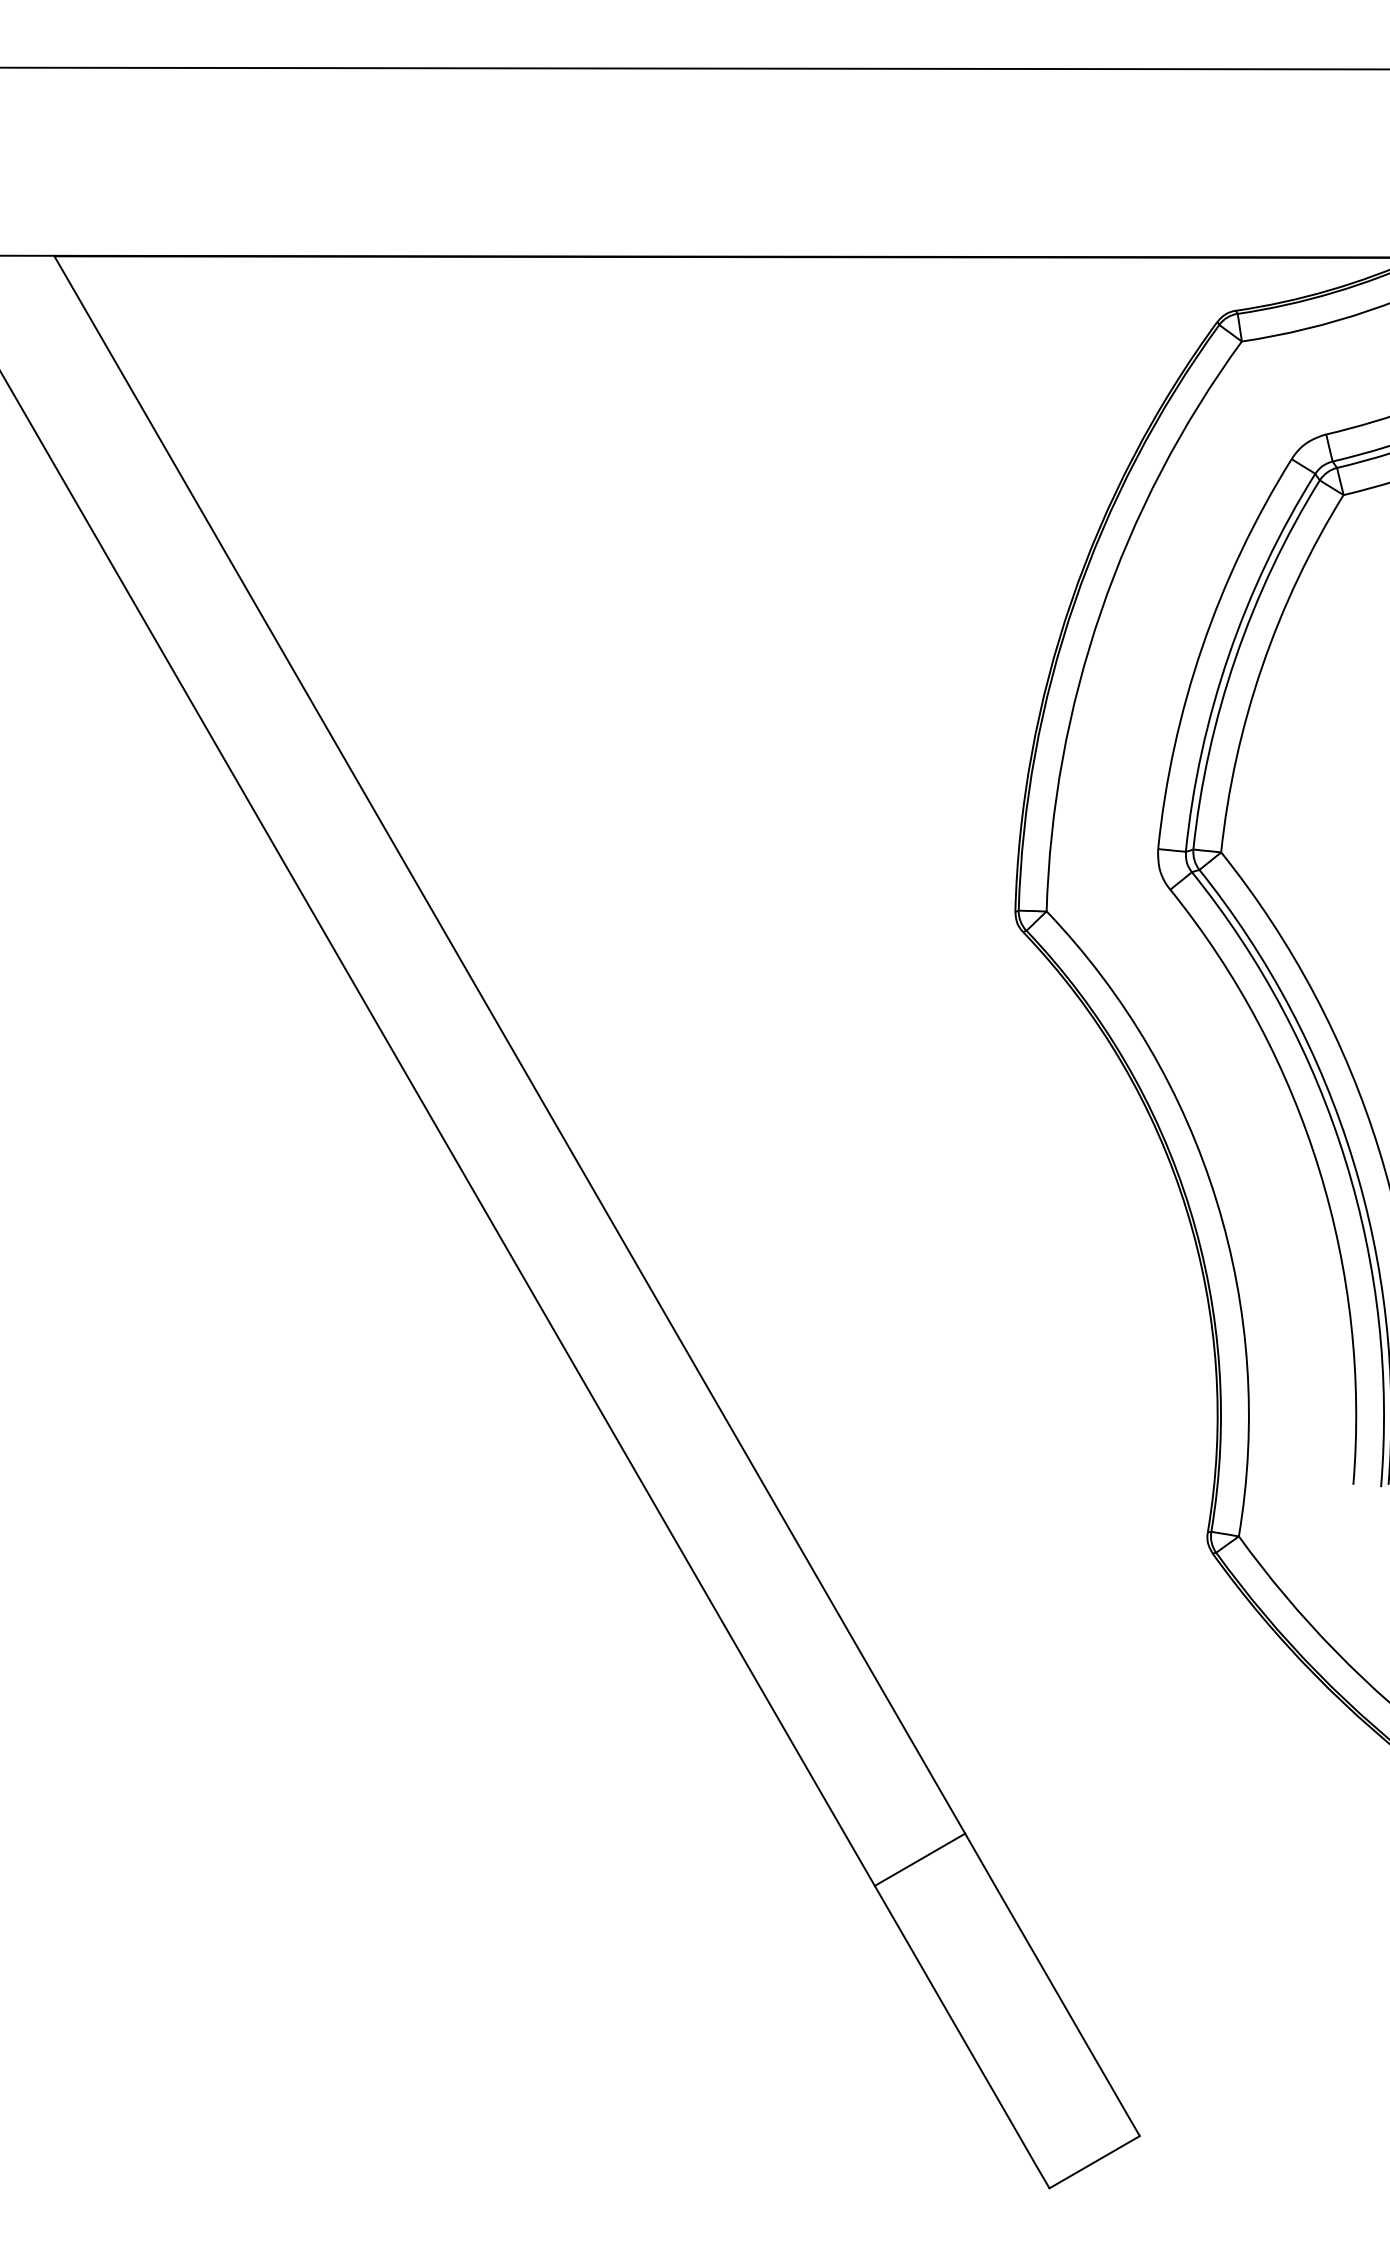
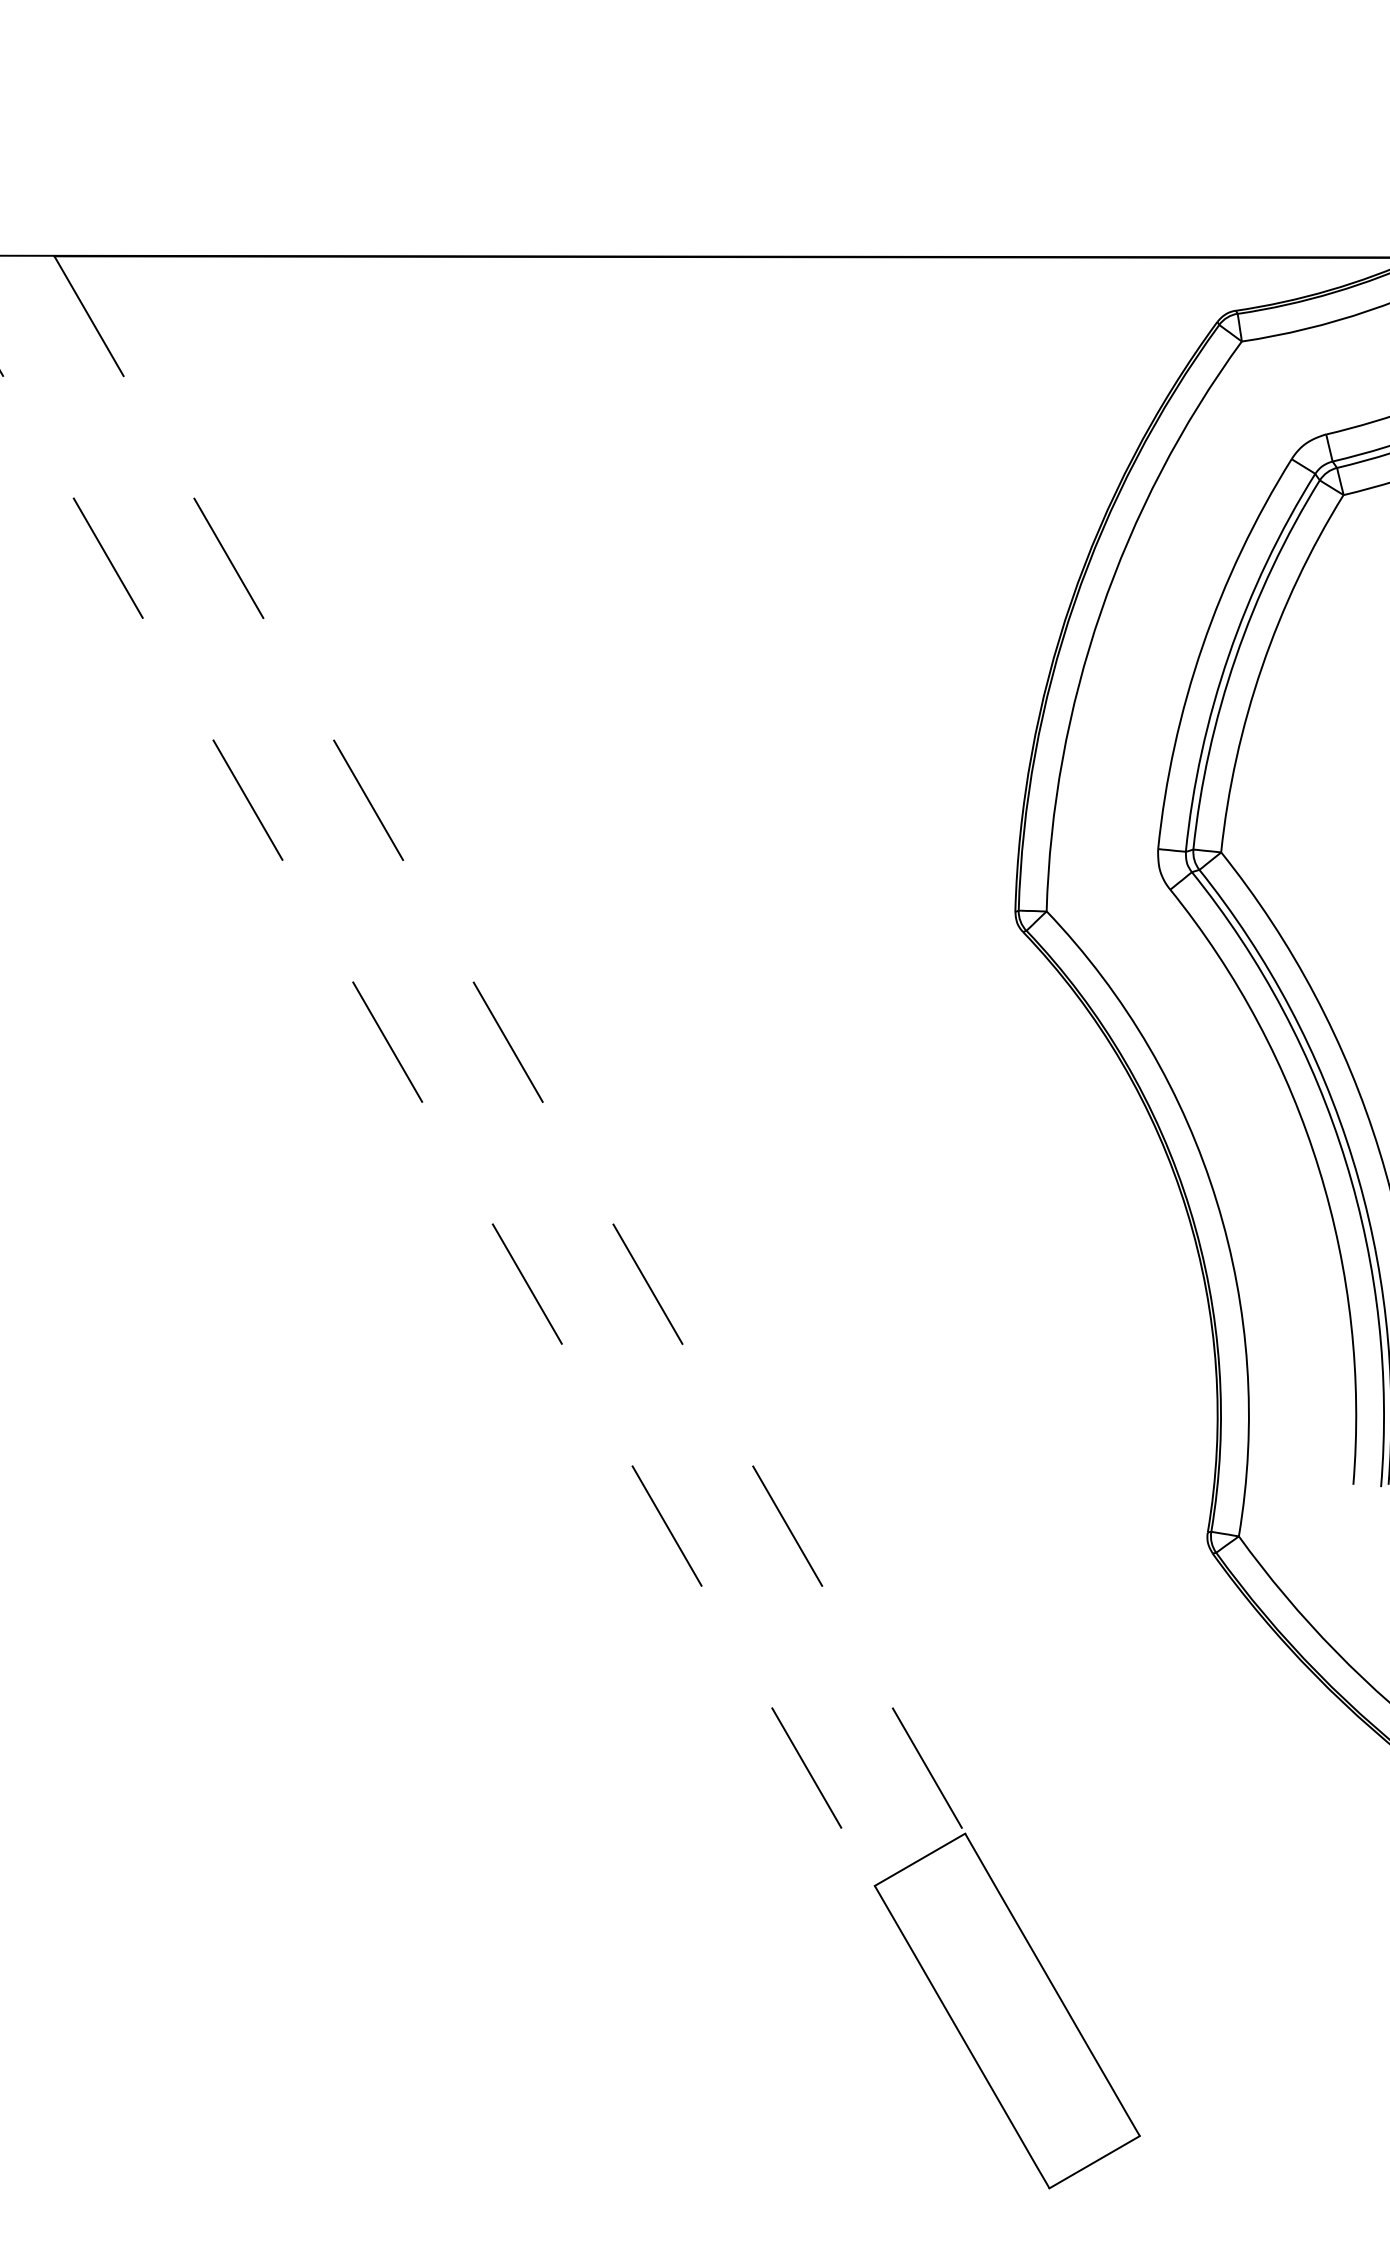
line: present -> none (694, 68)
line: solid -> dashed (509, 1044)
line: solid -> dashed (437, 1128)
